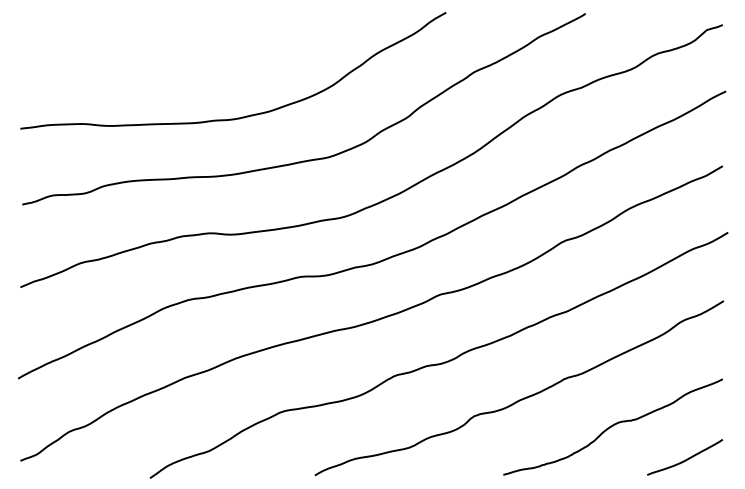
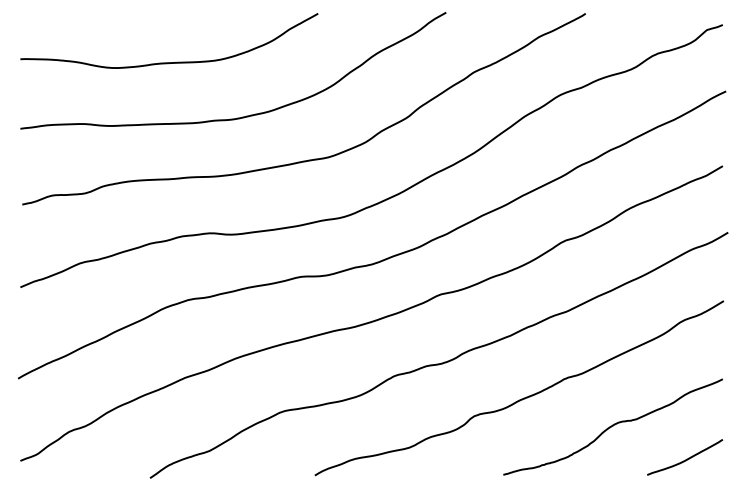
curve: none -> present (169, 62)
